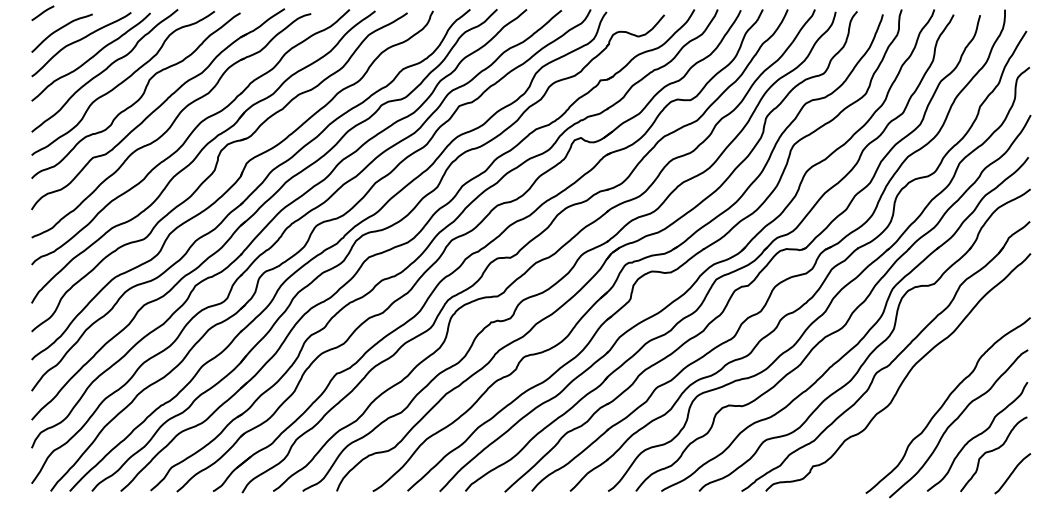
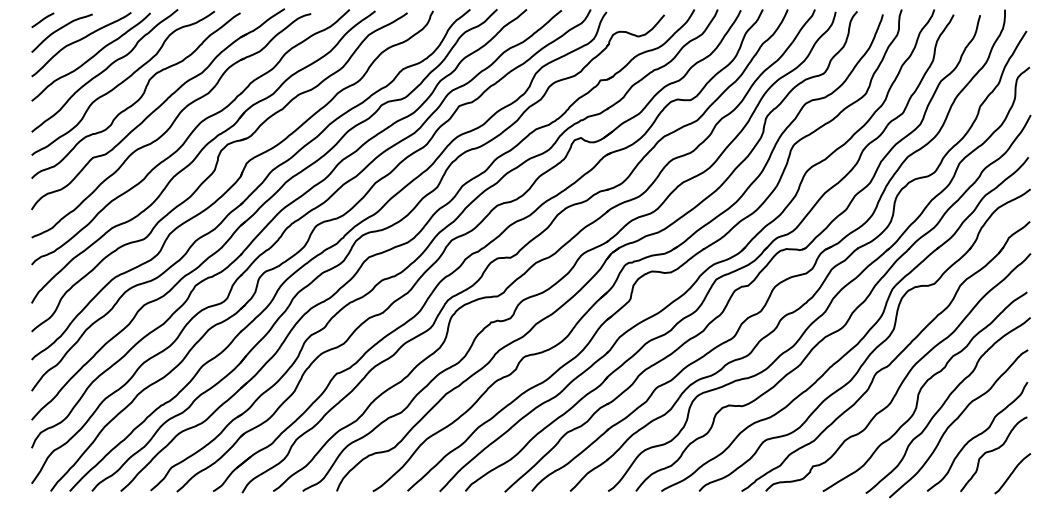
line position: (42, 13) -> (42, 20) (42, 20)
curve: none -> present (921, 390)
